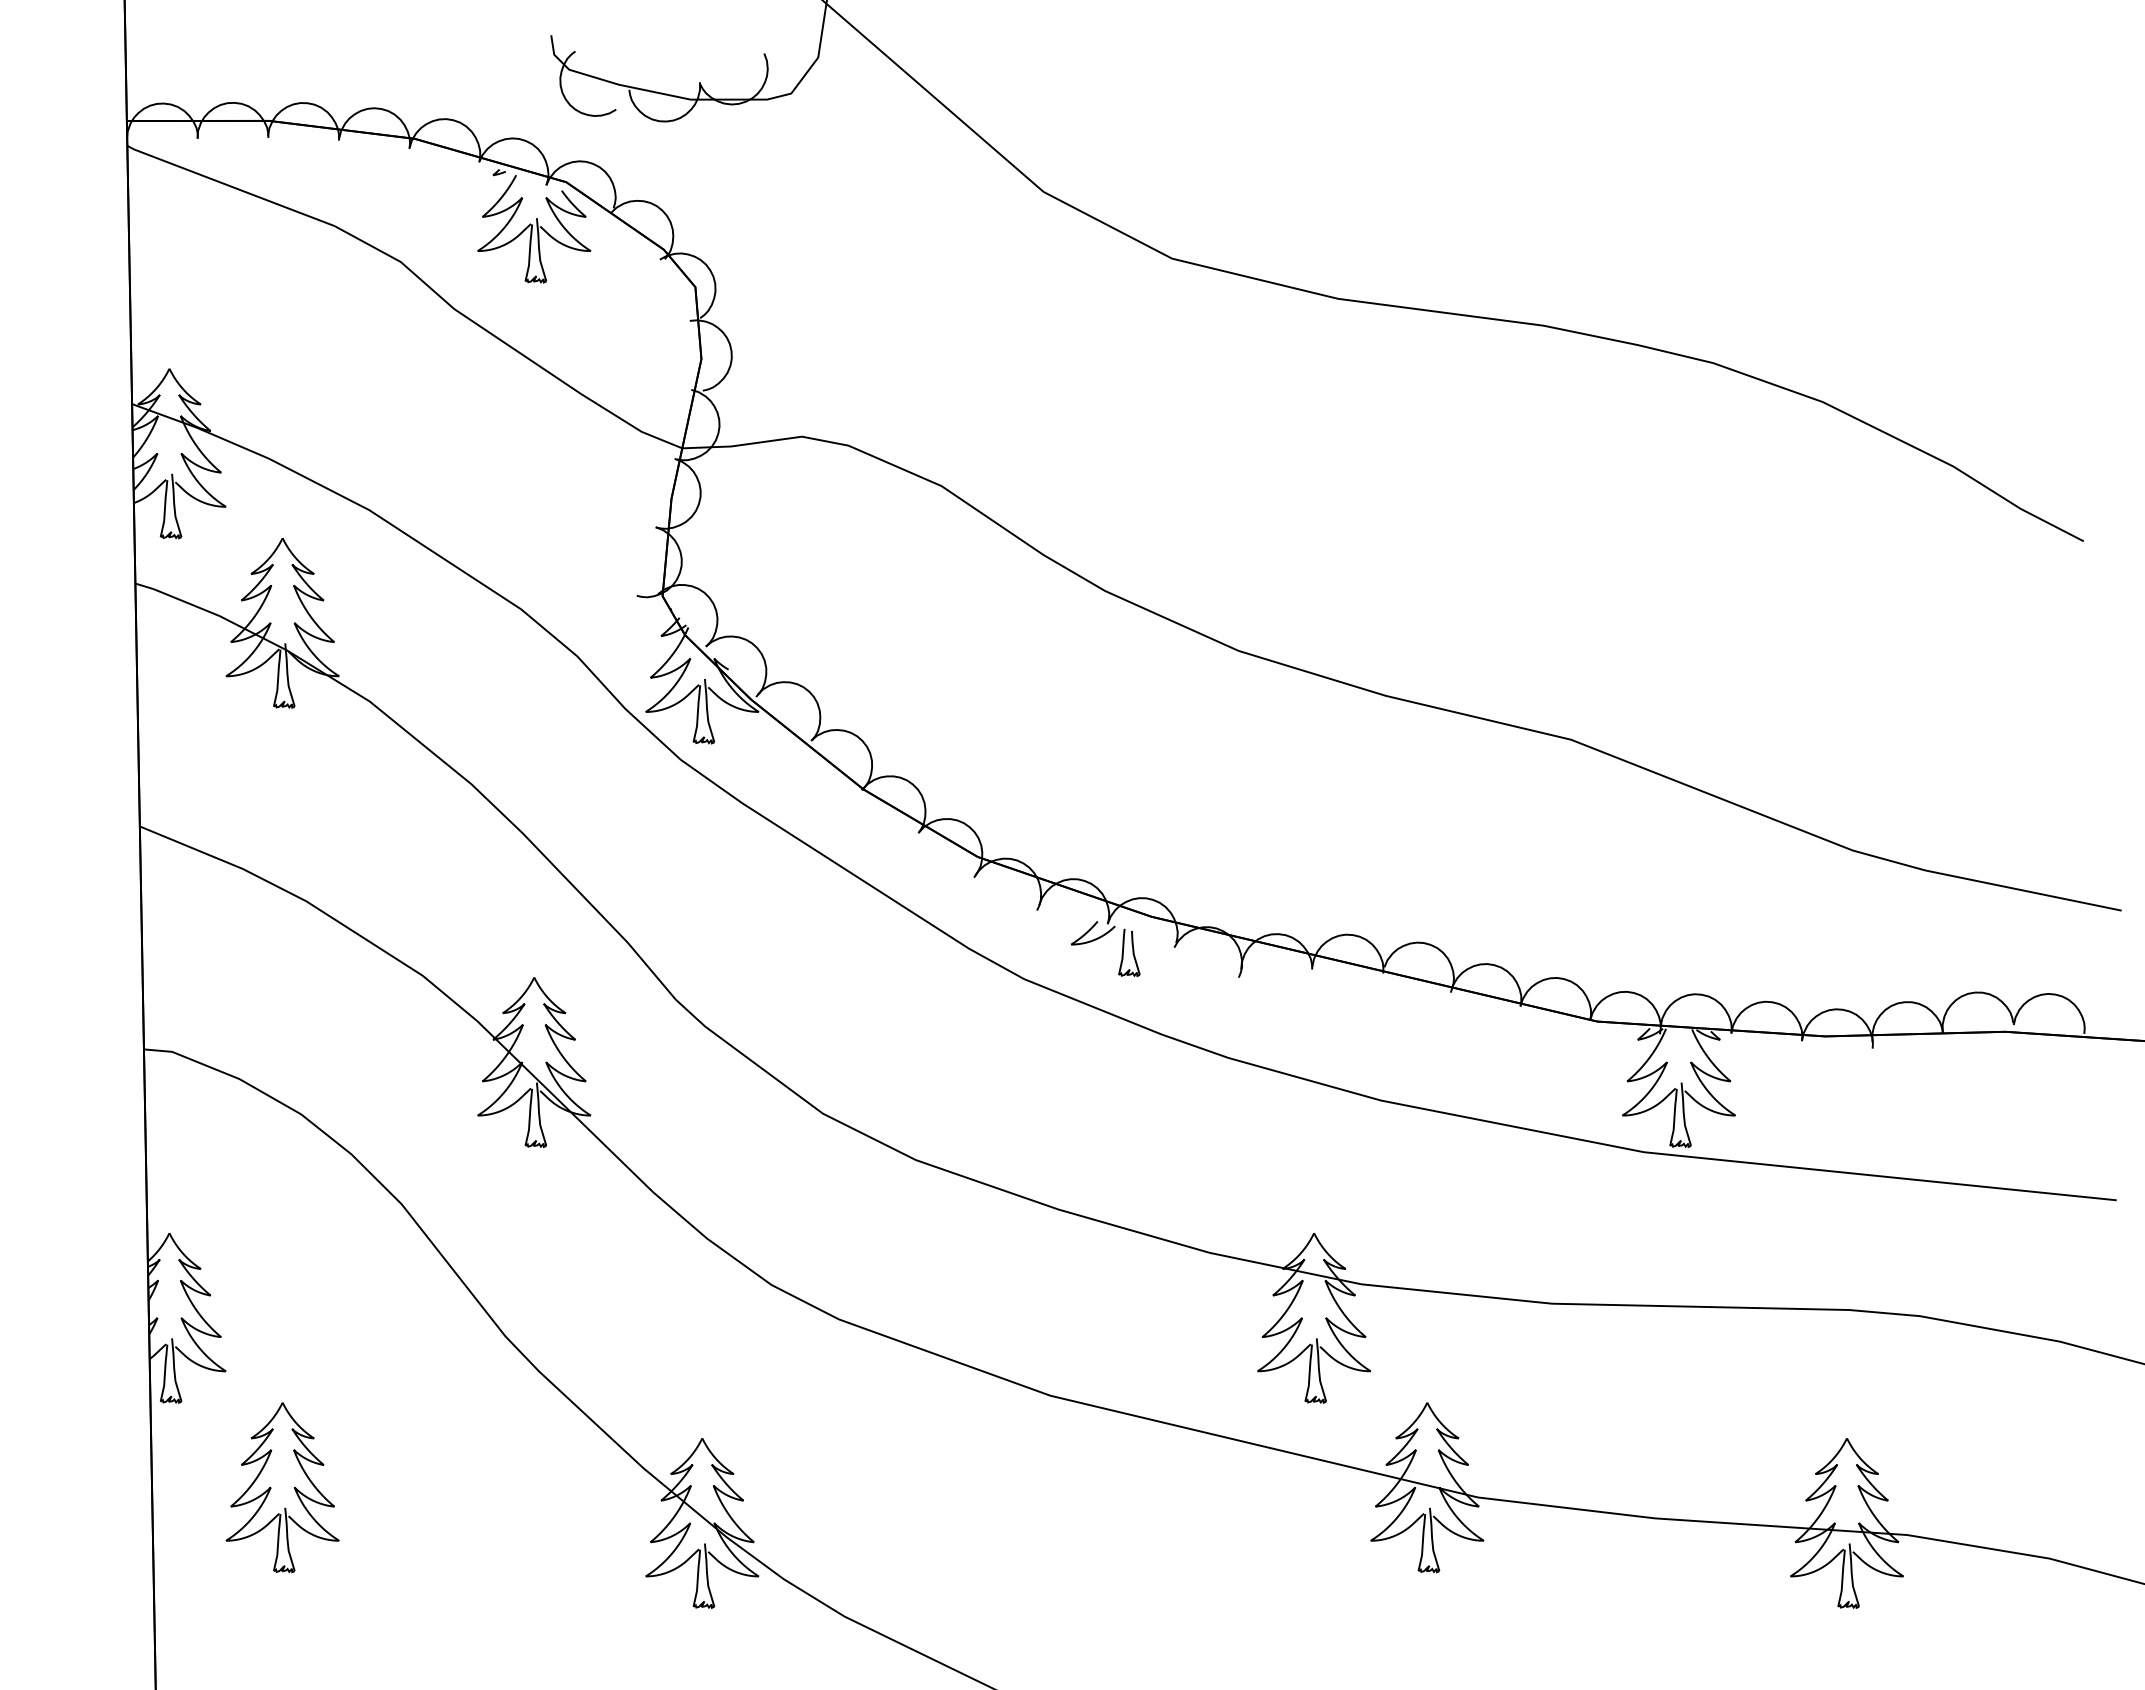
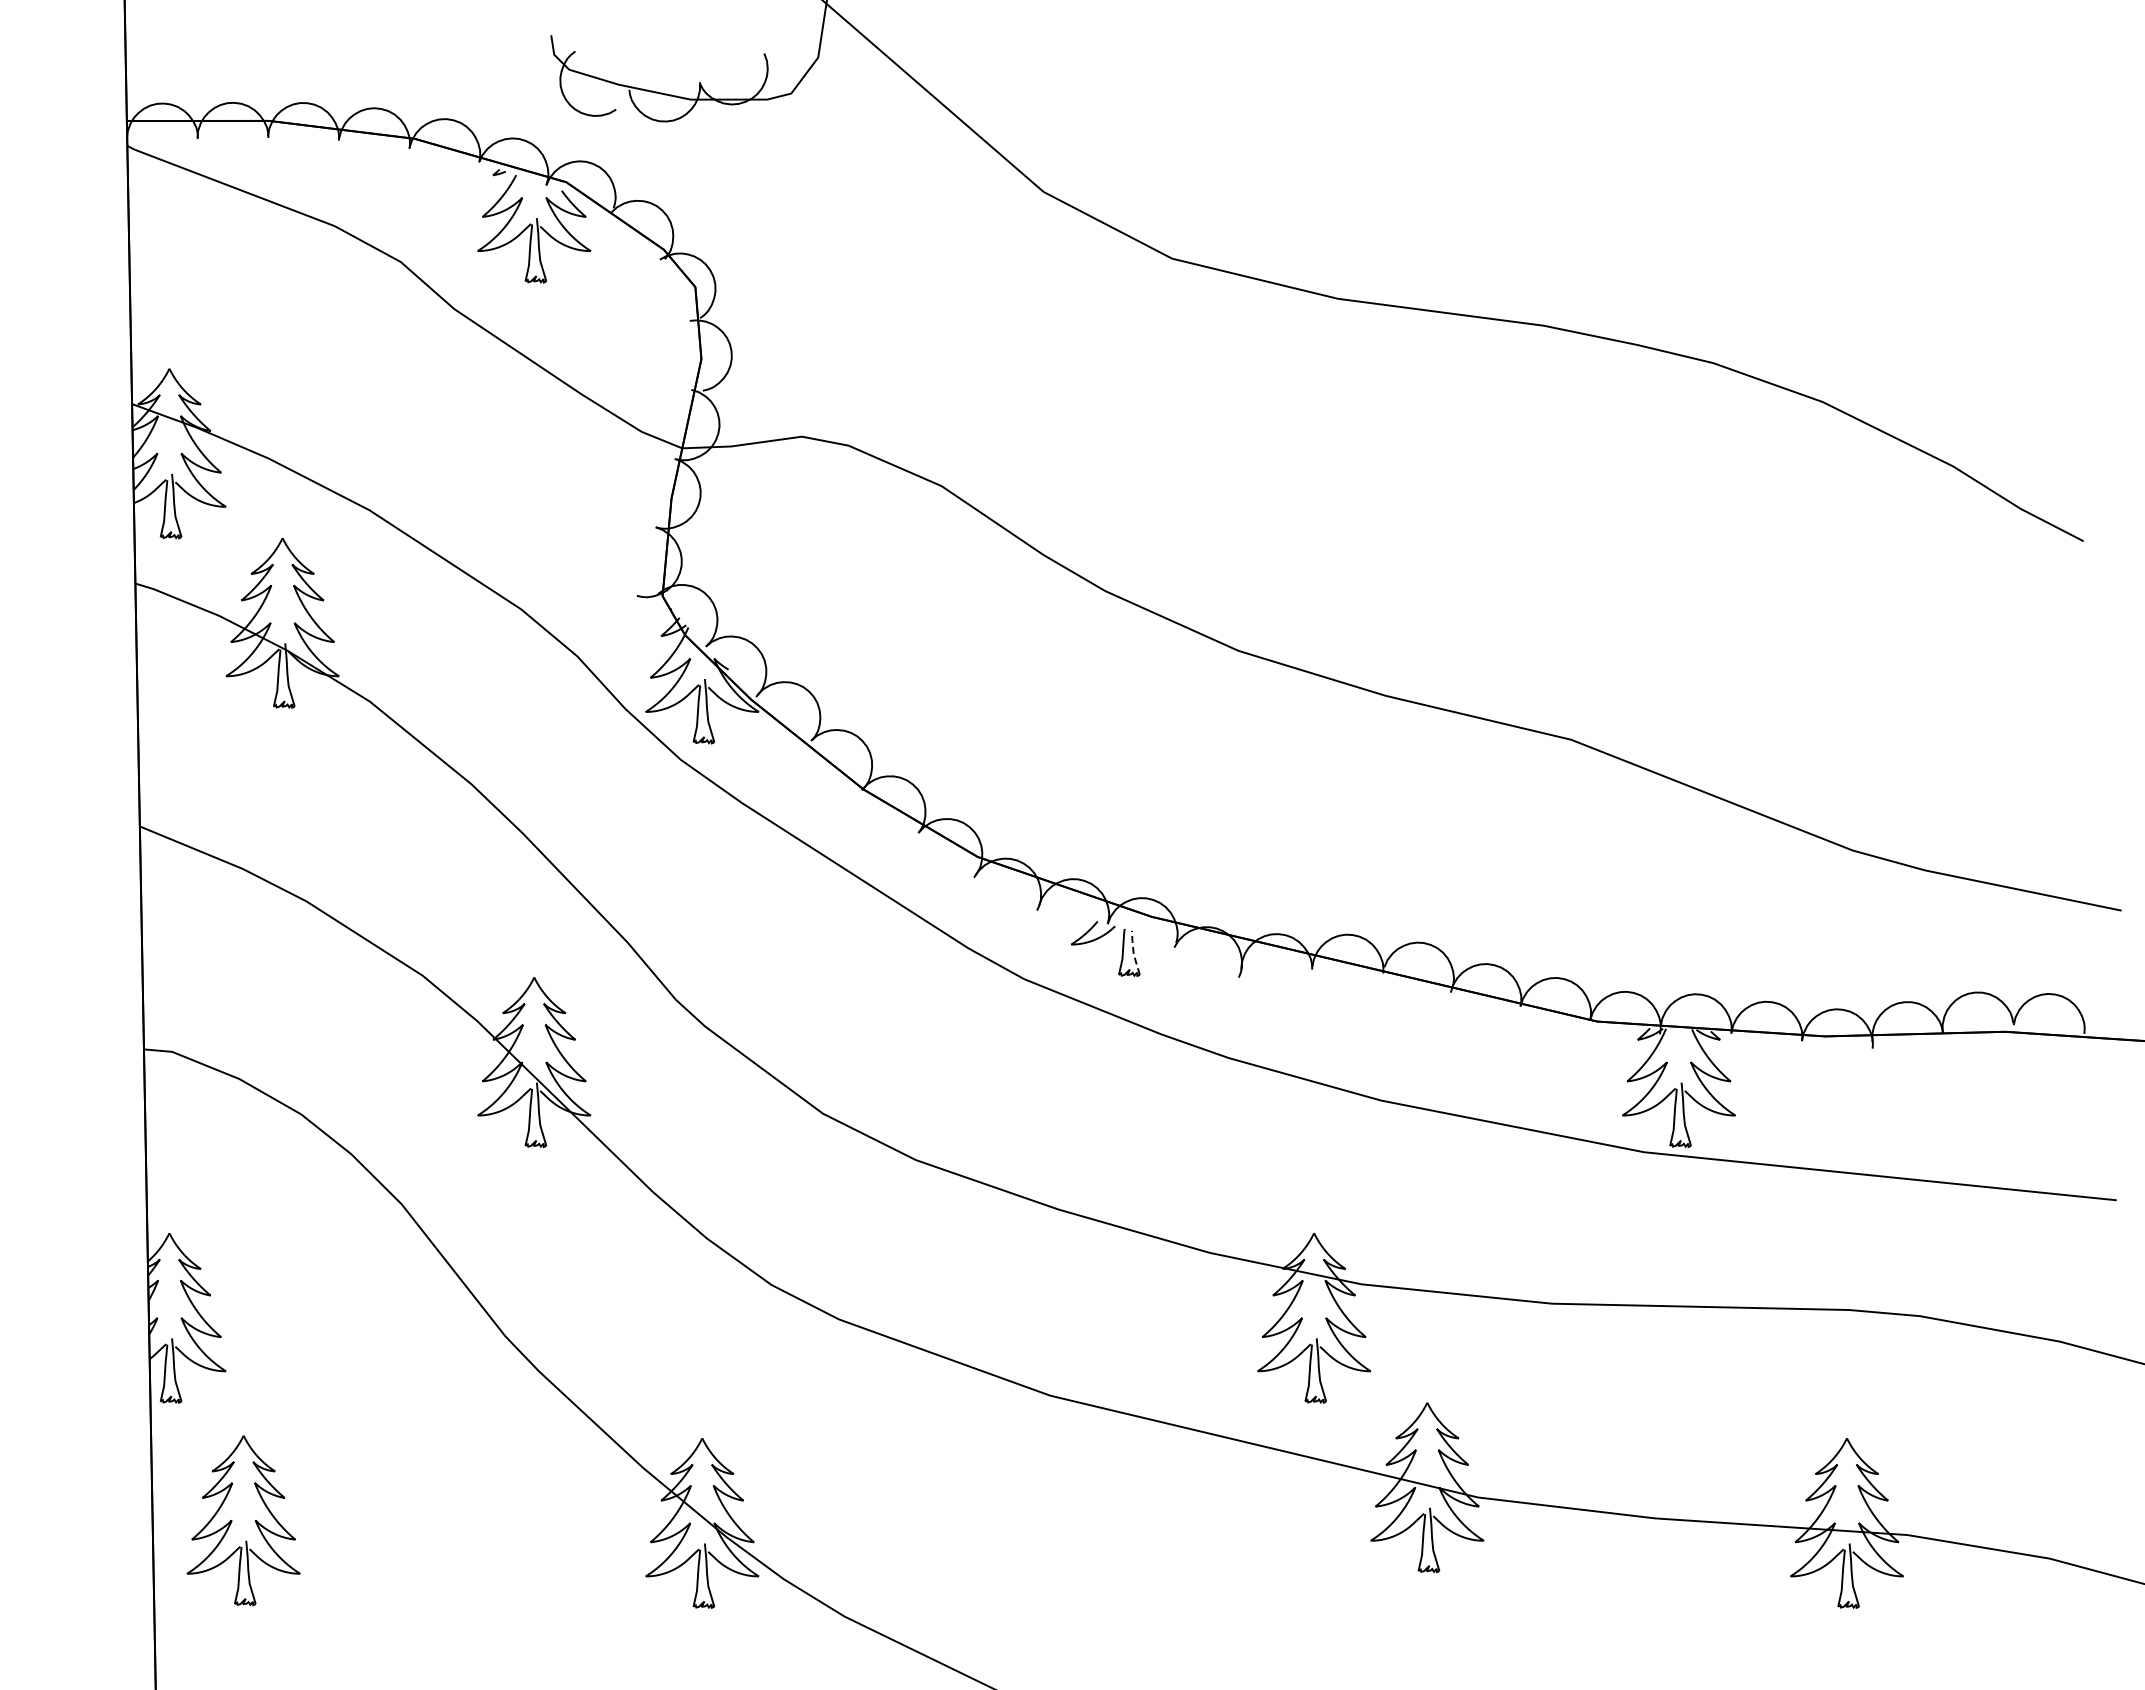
line: solid -> dashed (1133, 953)
part position: (282, 1487) -> (243, 1520) (243, 1520)
